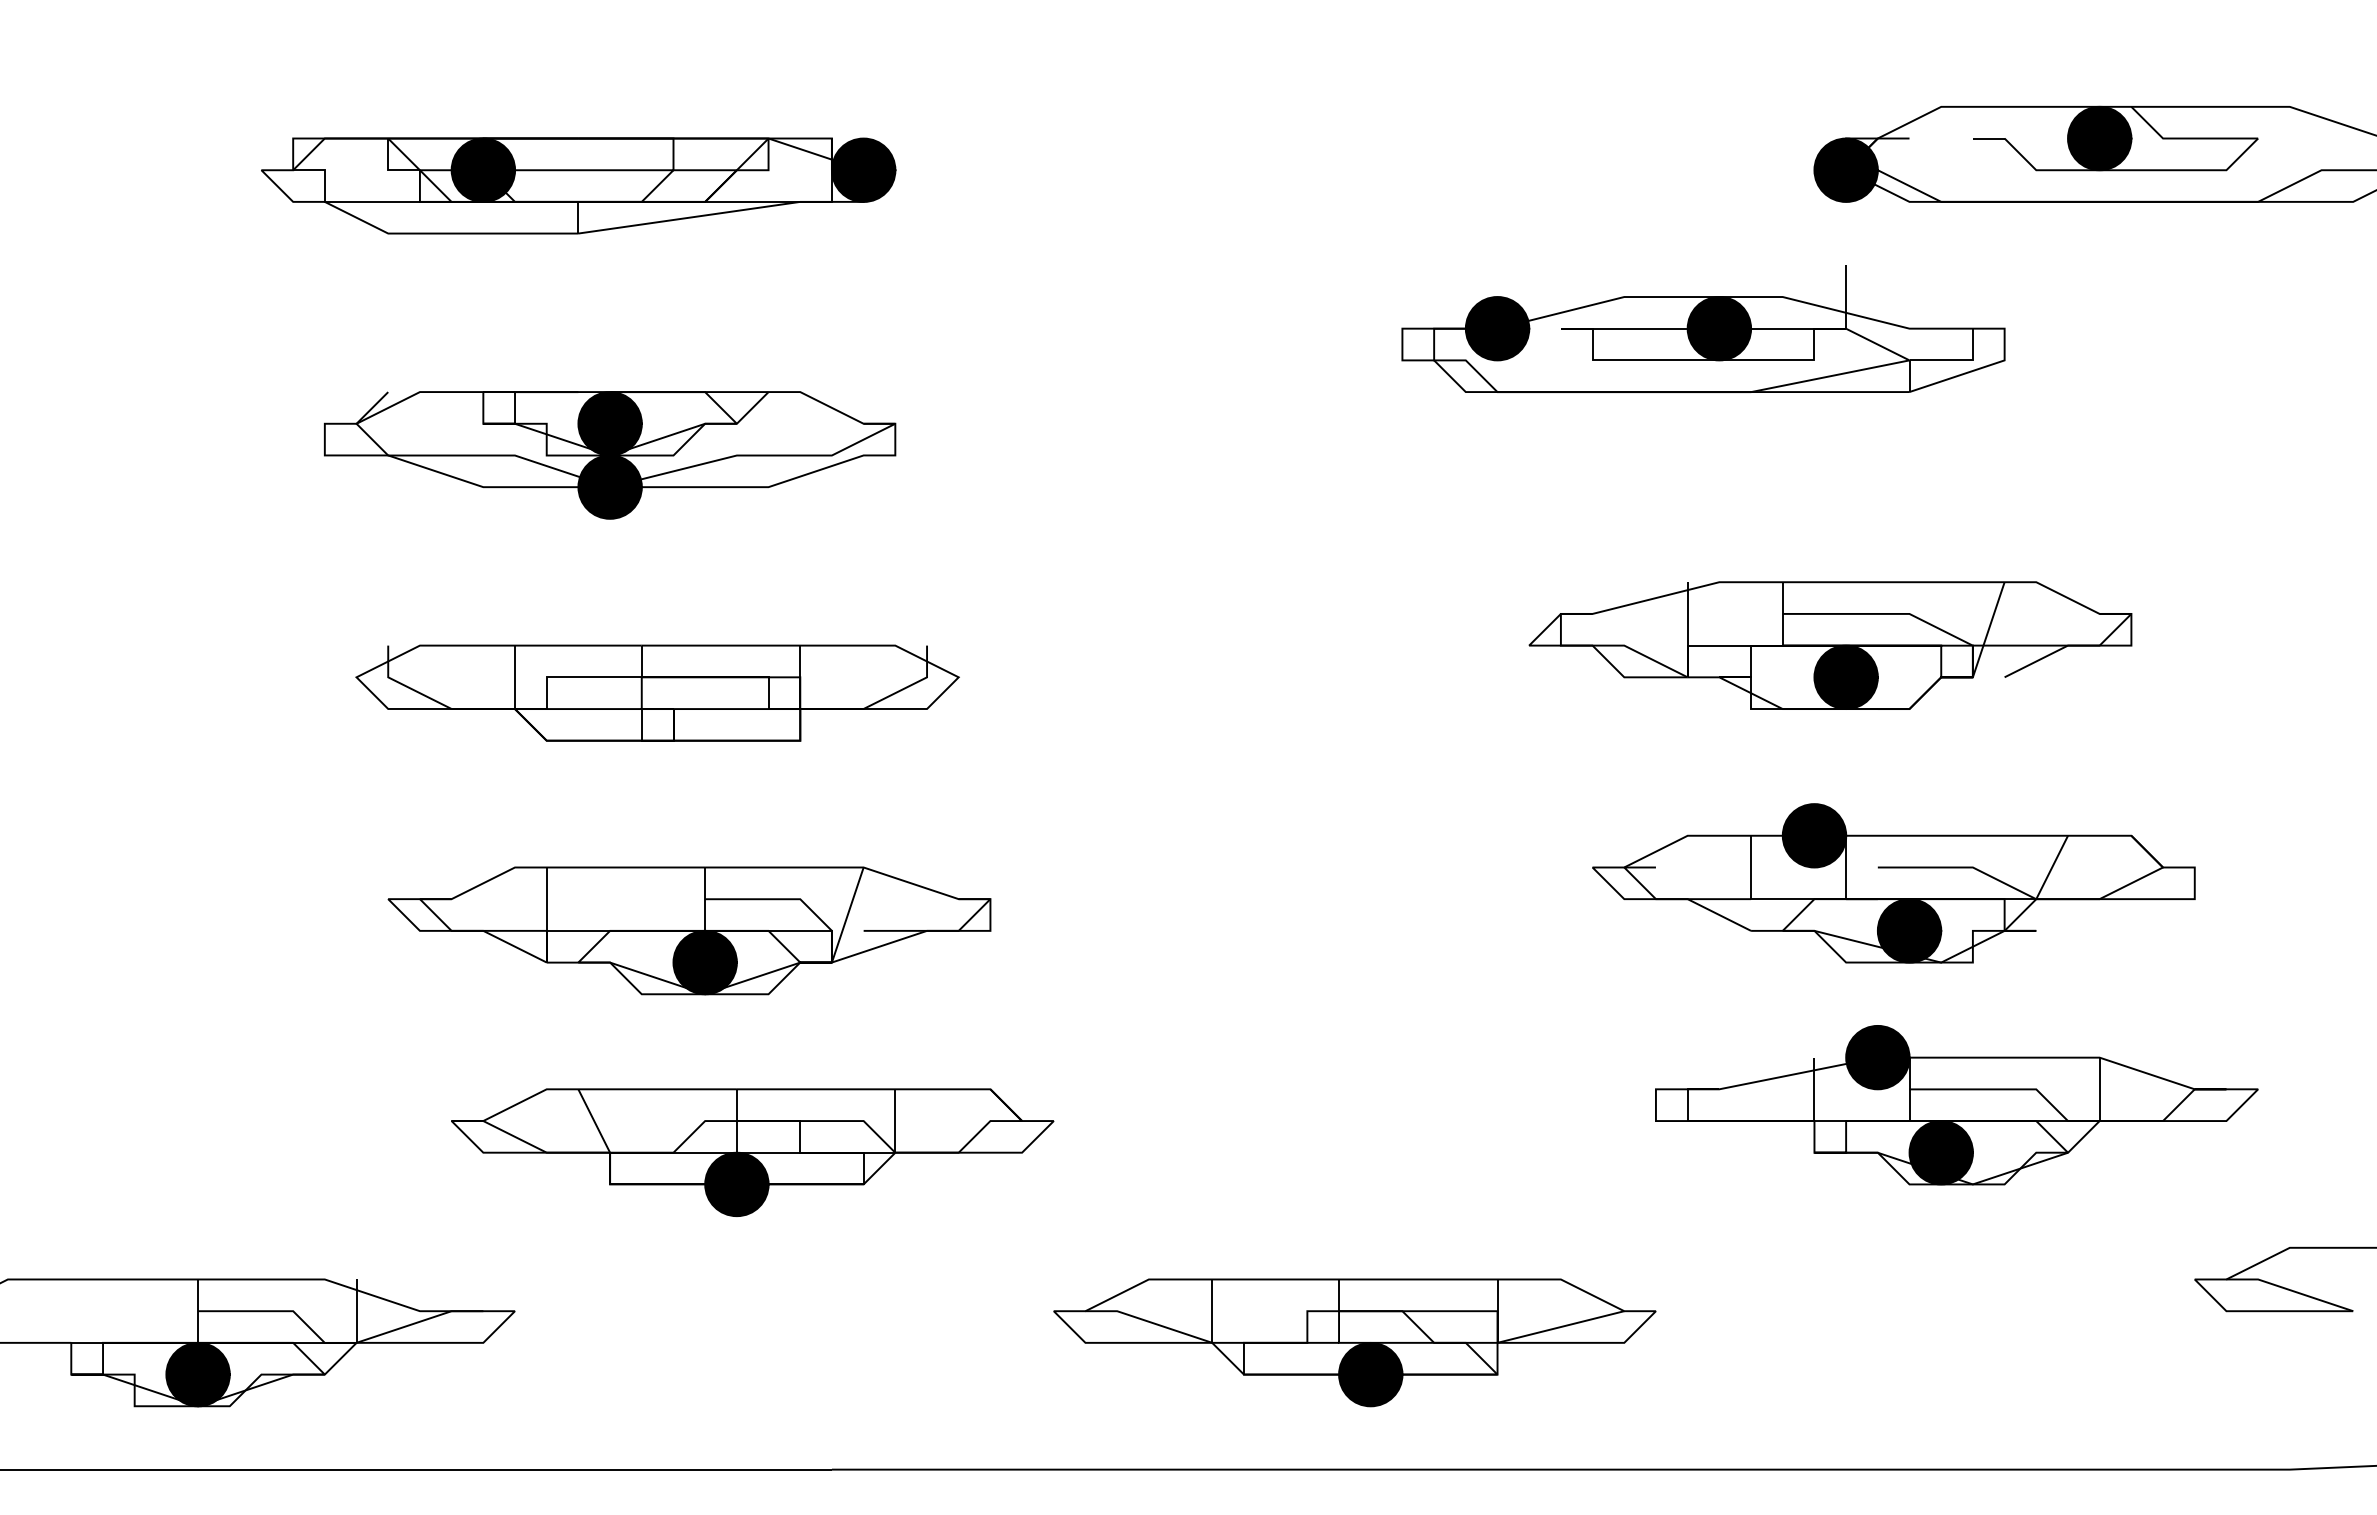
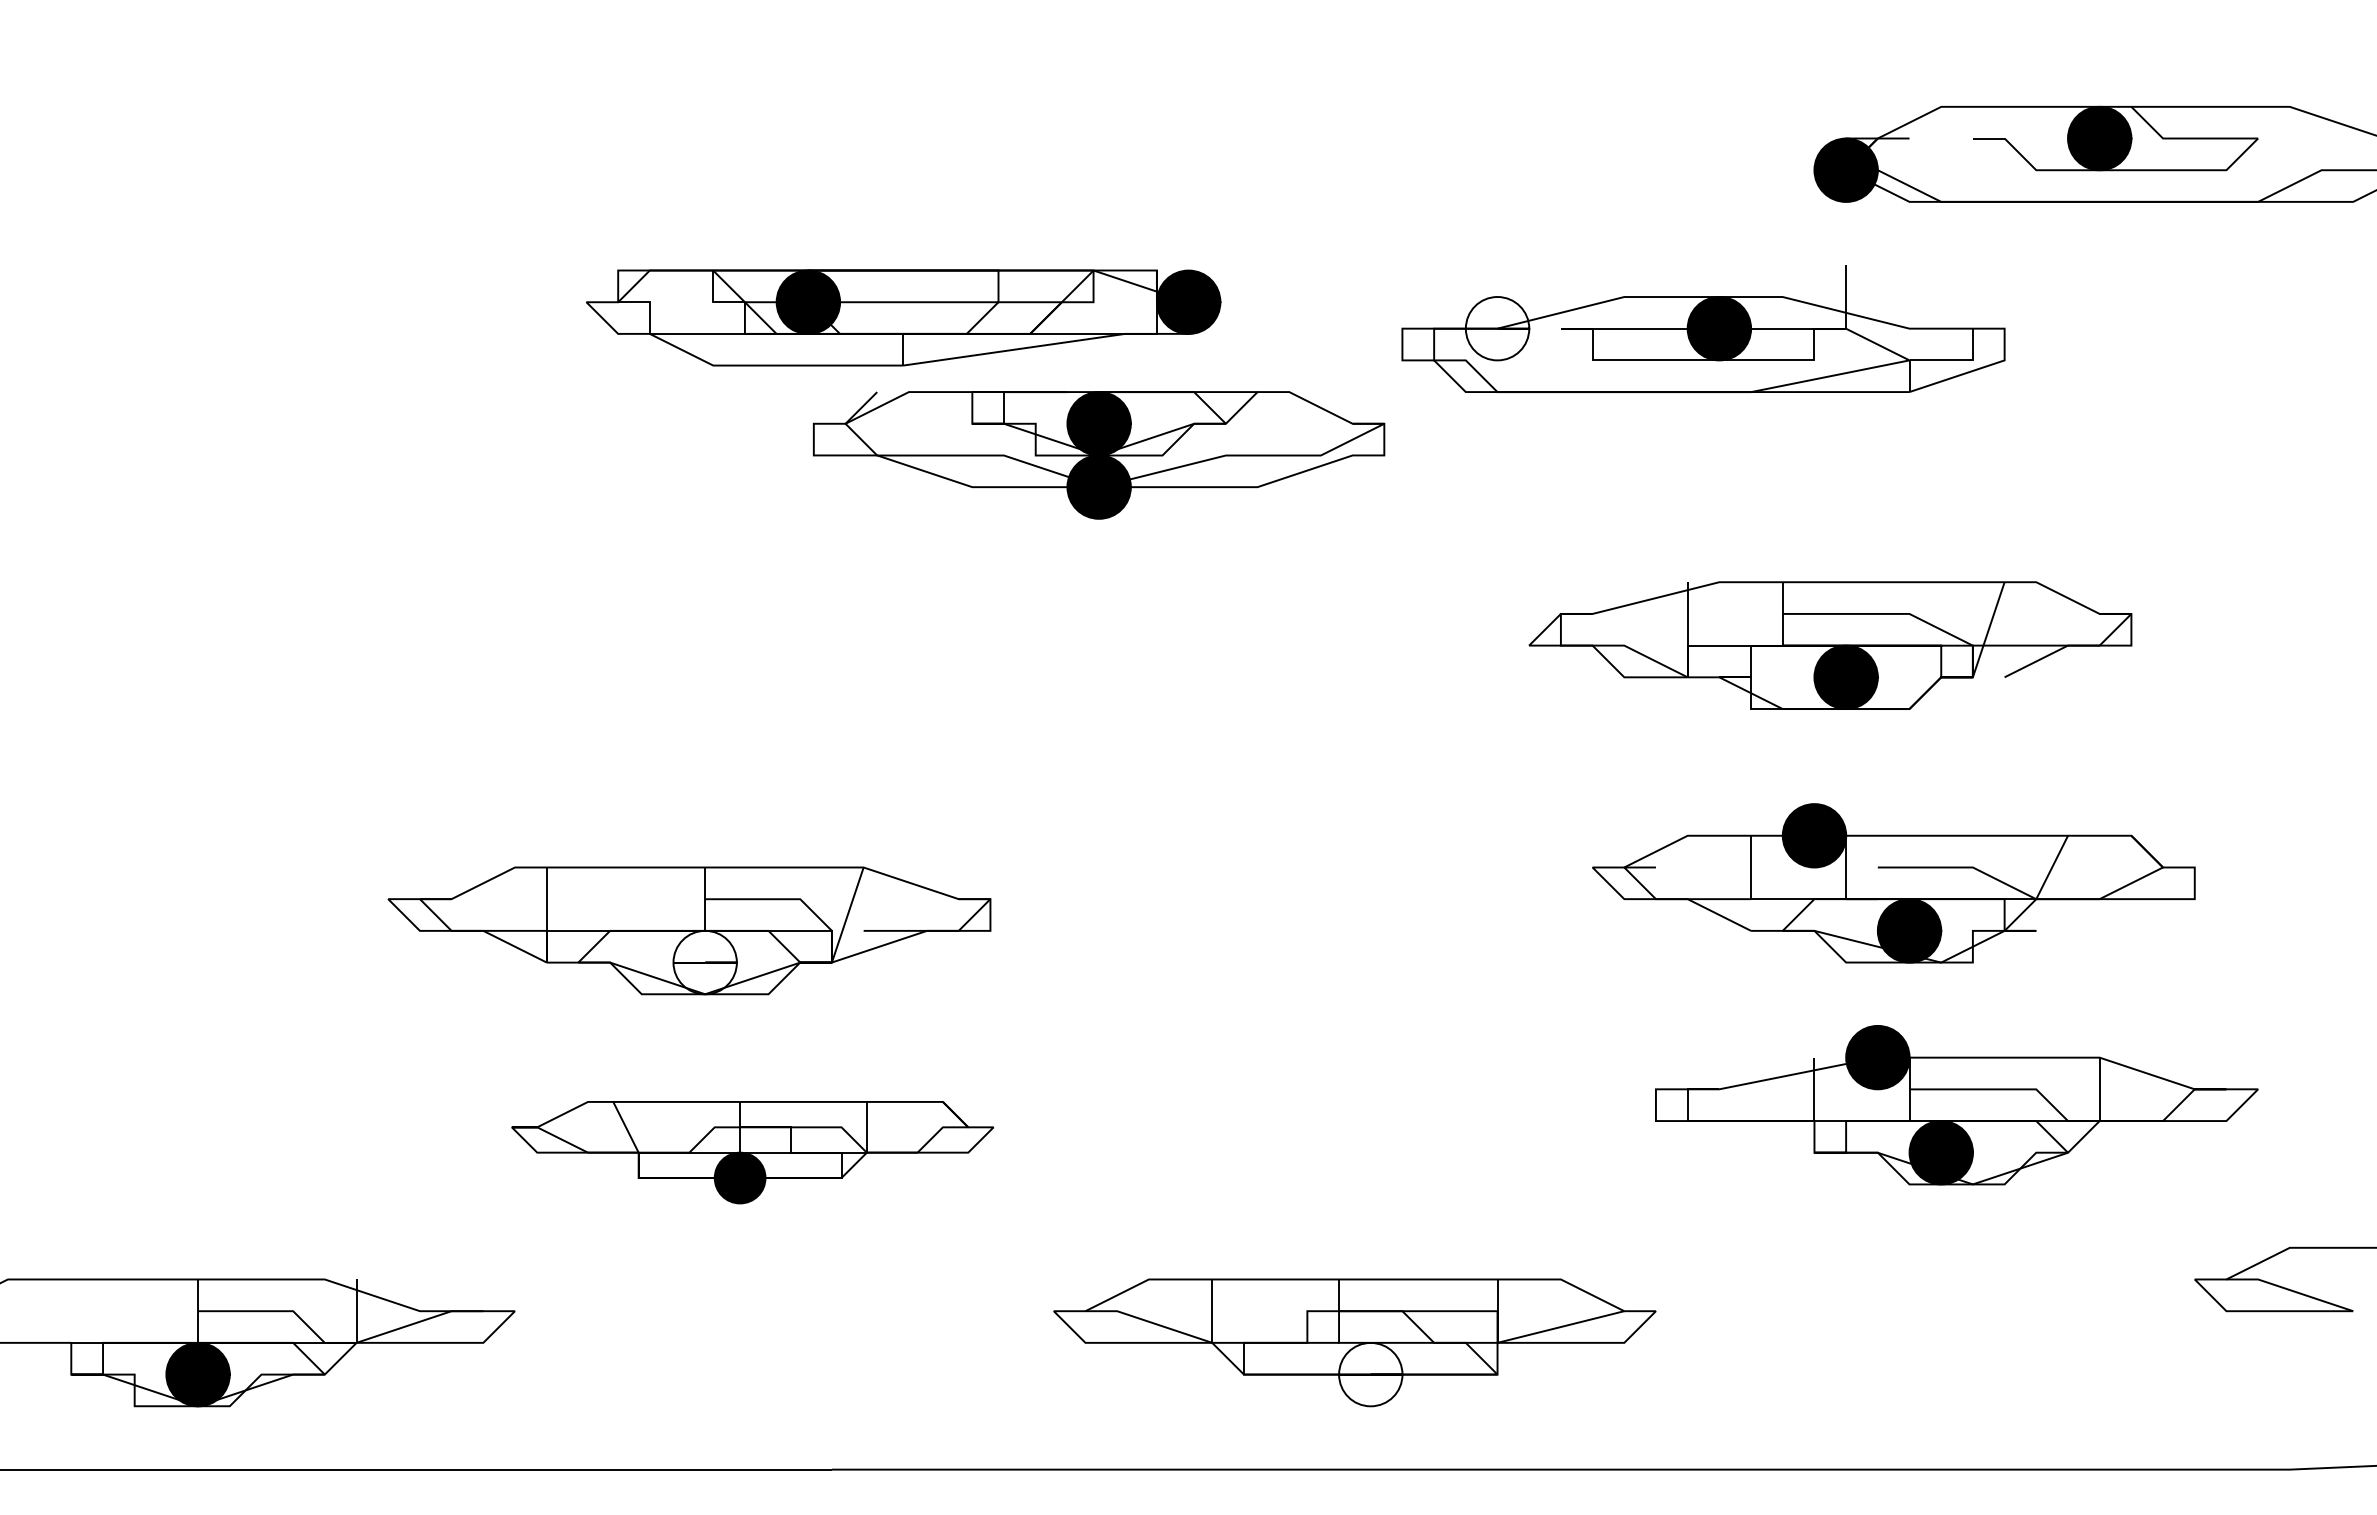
part position: (578, 185) -> (903, 317) (903, 317)
fill: present -> none (1497, 328)
part position: (610, 455) -> (1099, 455) (1099, 455)
part: present -> none (657, 692)
fill: present -> none (704, 962)
part size: 604x129 px -> 484x104 px (752, 1152)
fill: present -> none (1370, 1374)
